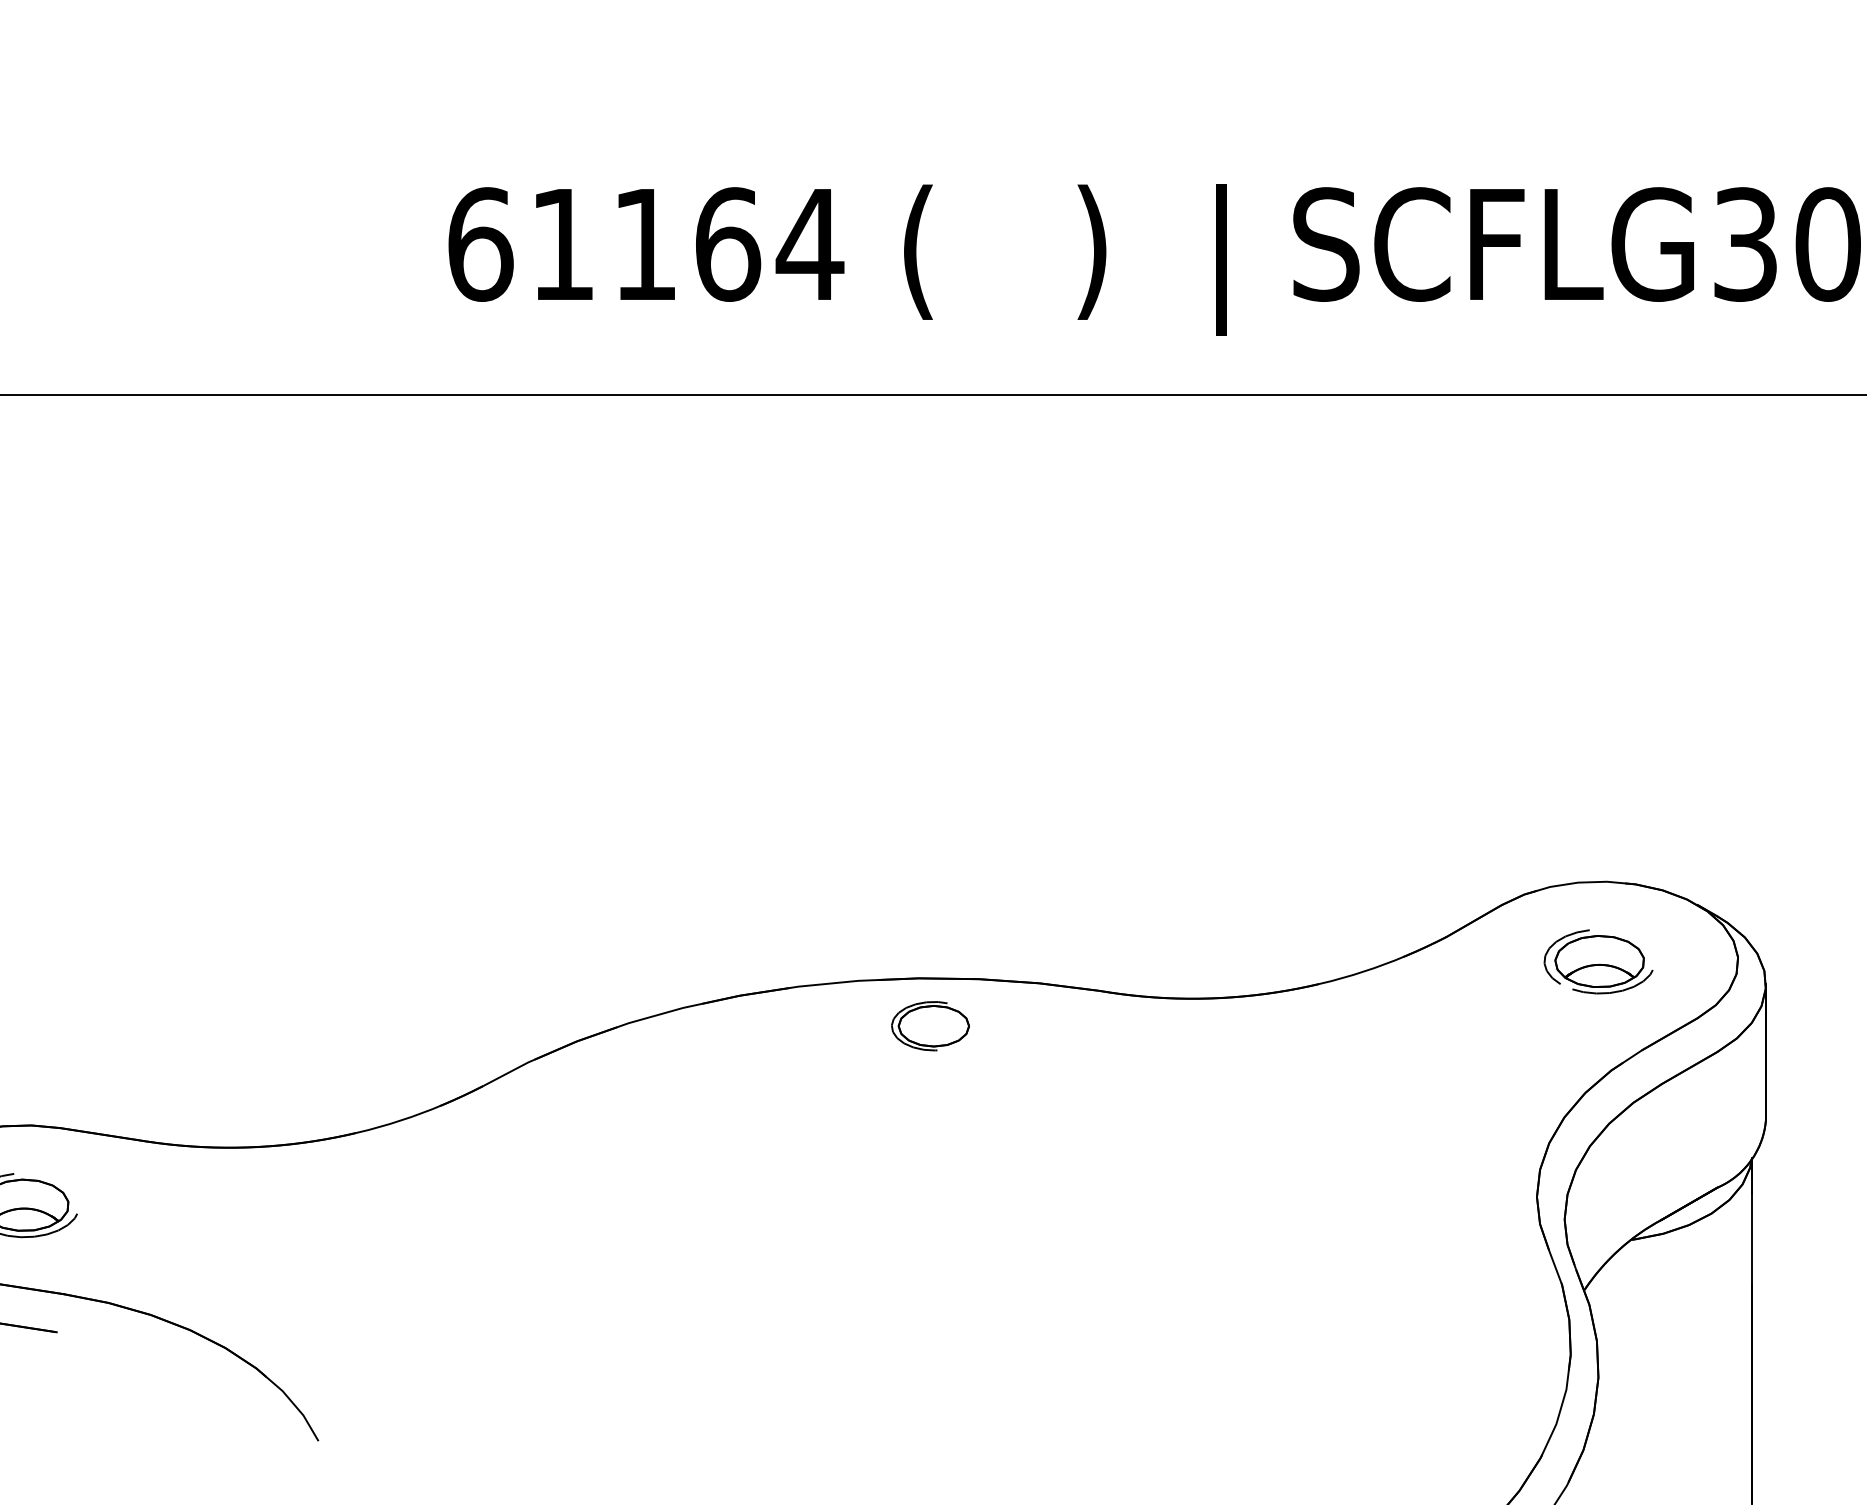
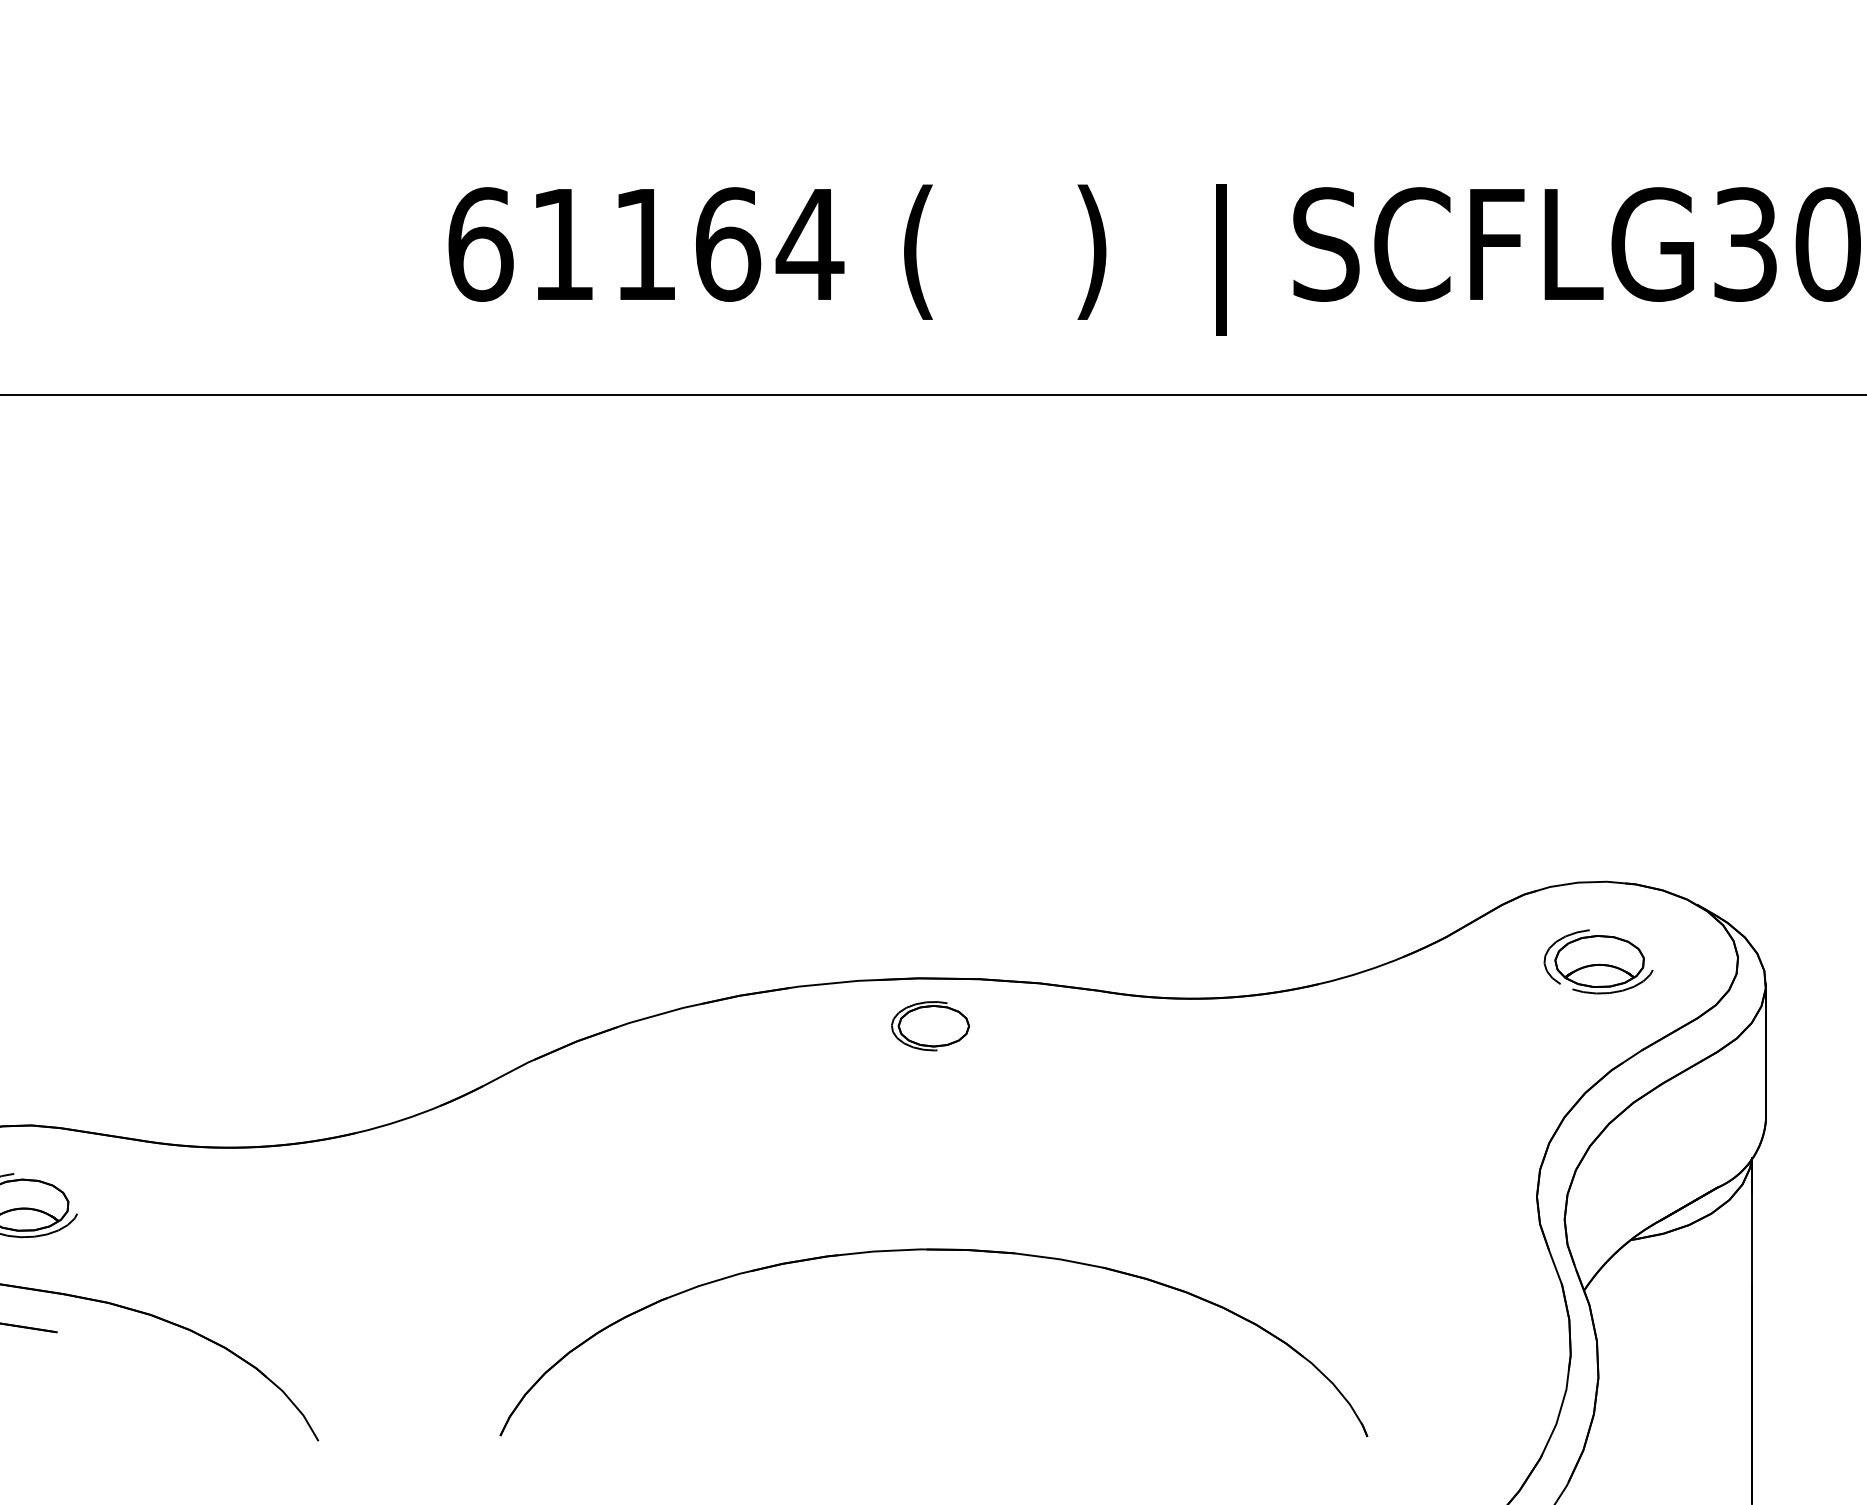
part: none -> present (933, 1250)
